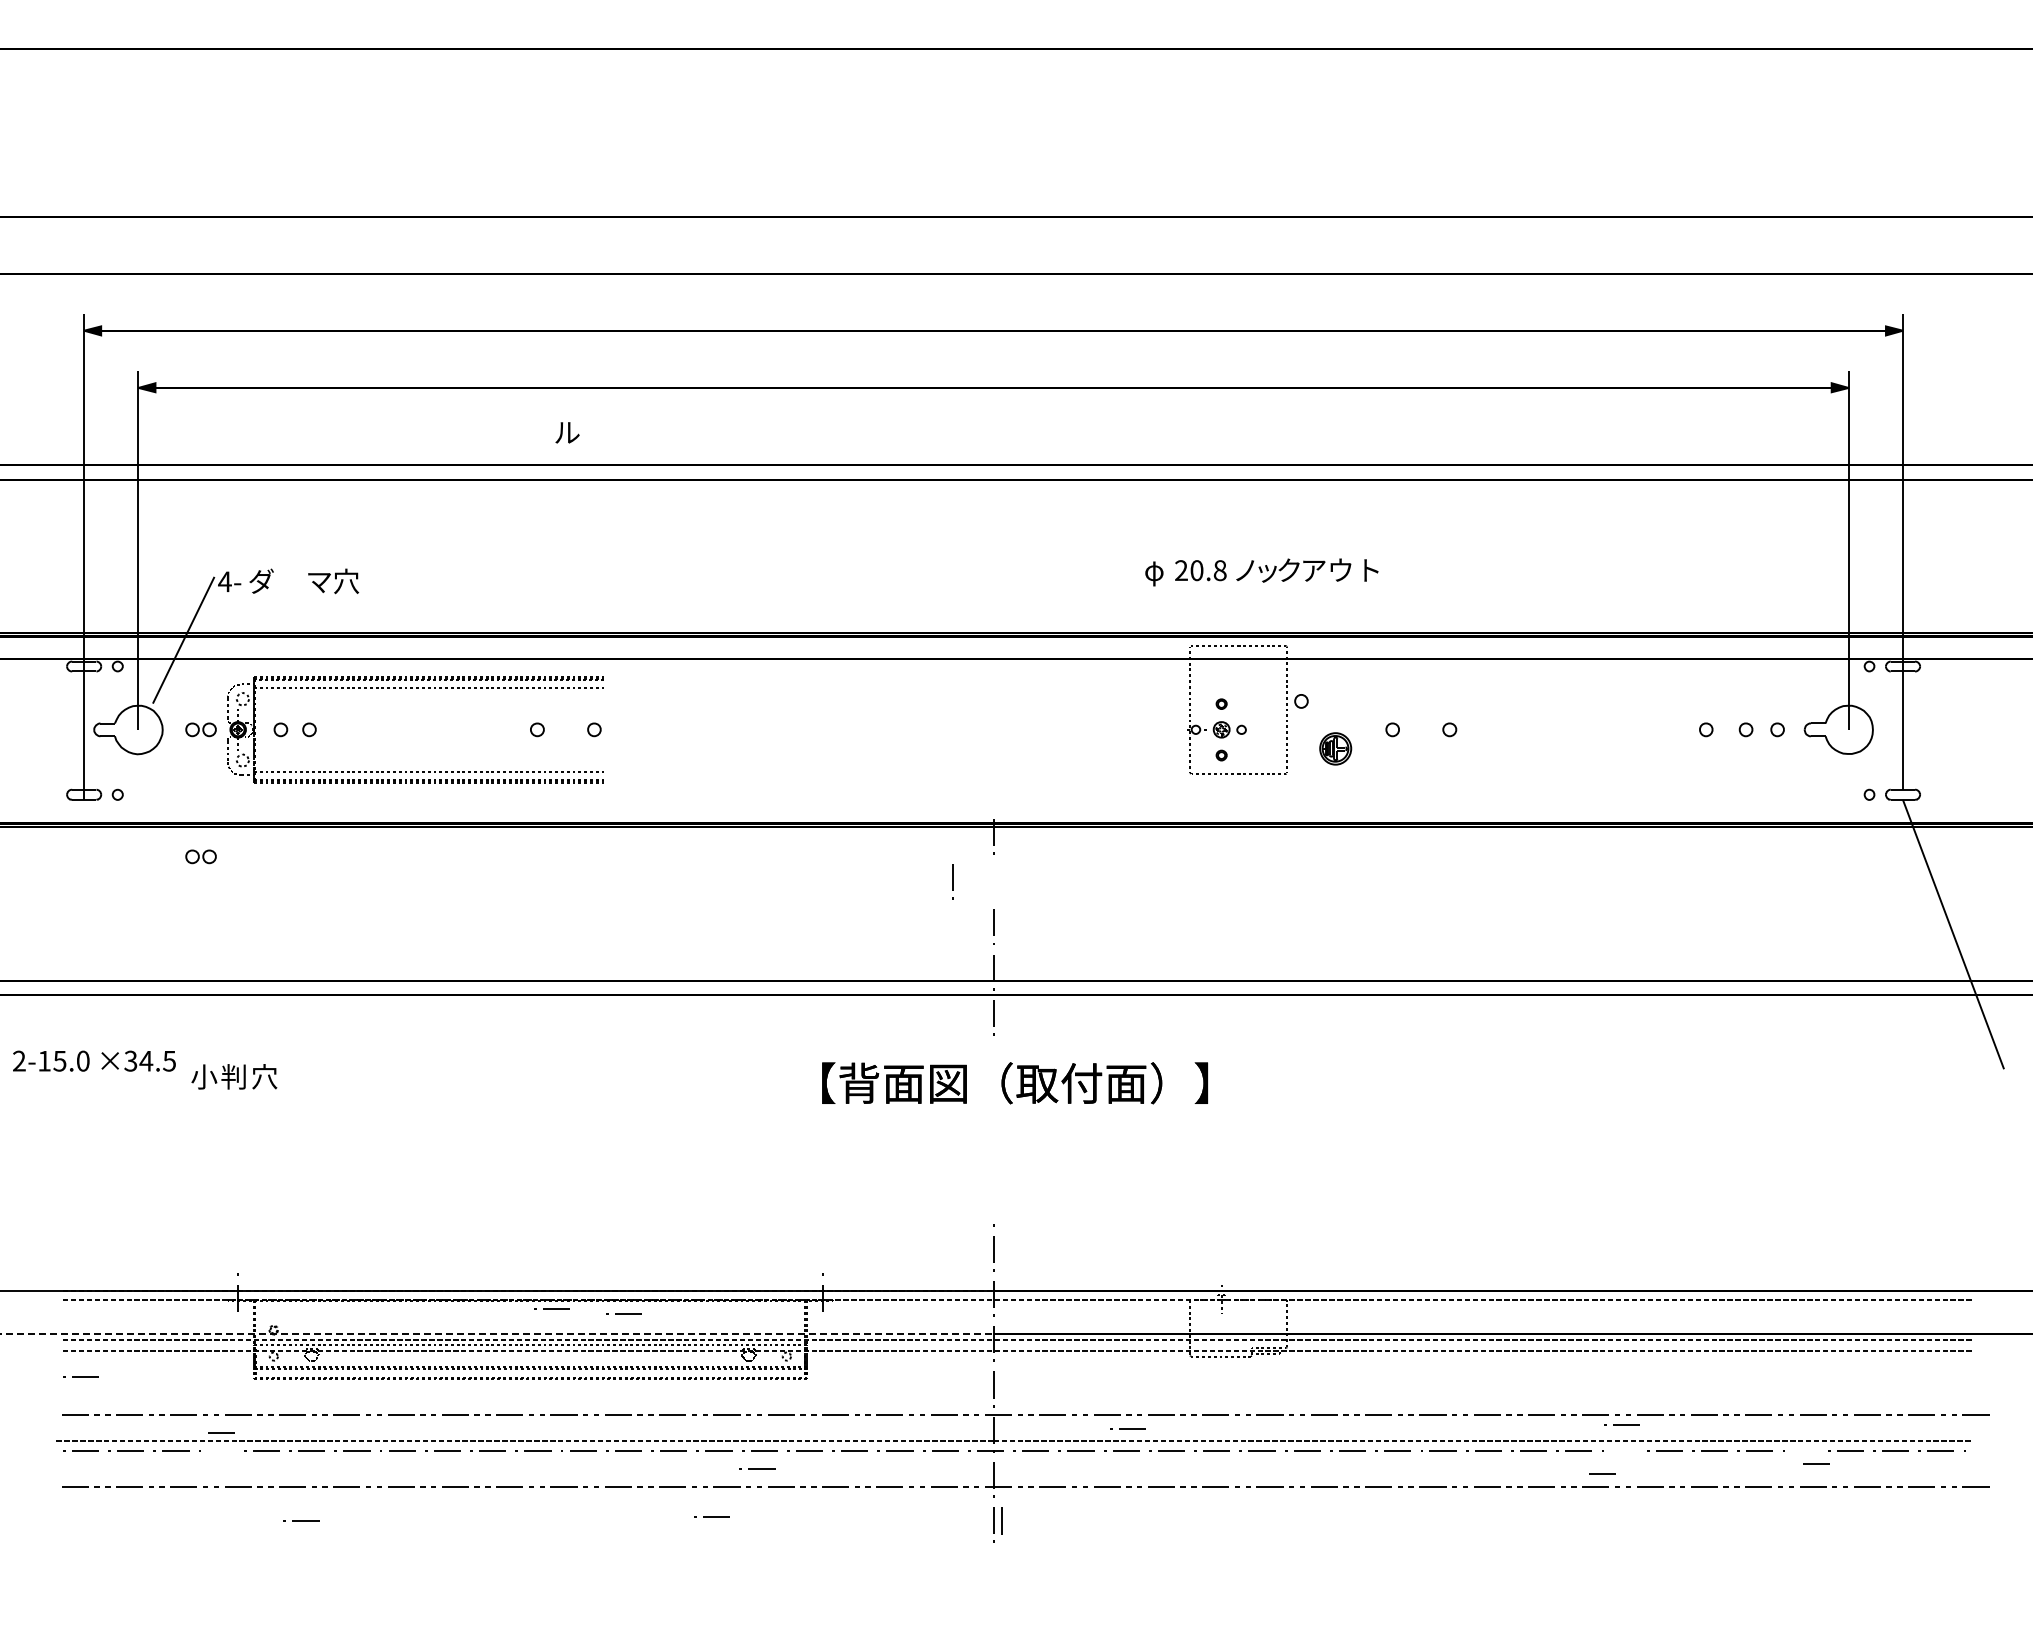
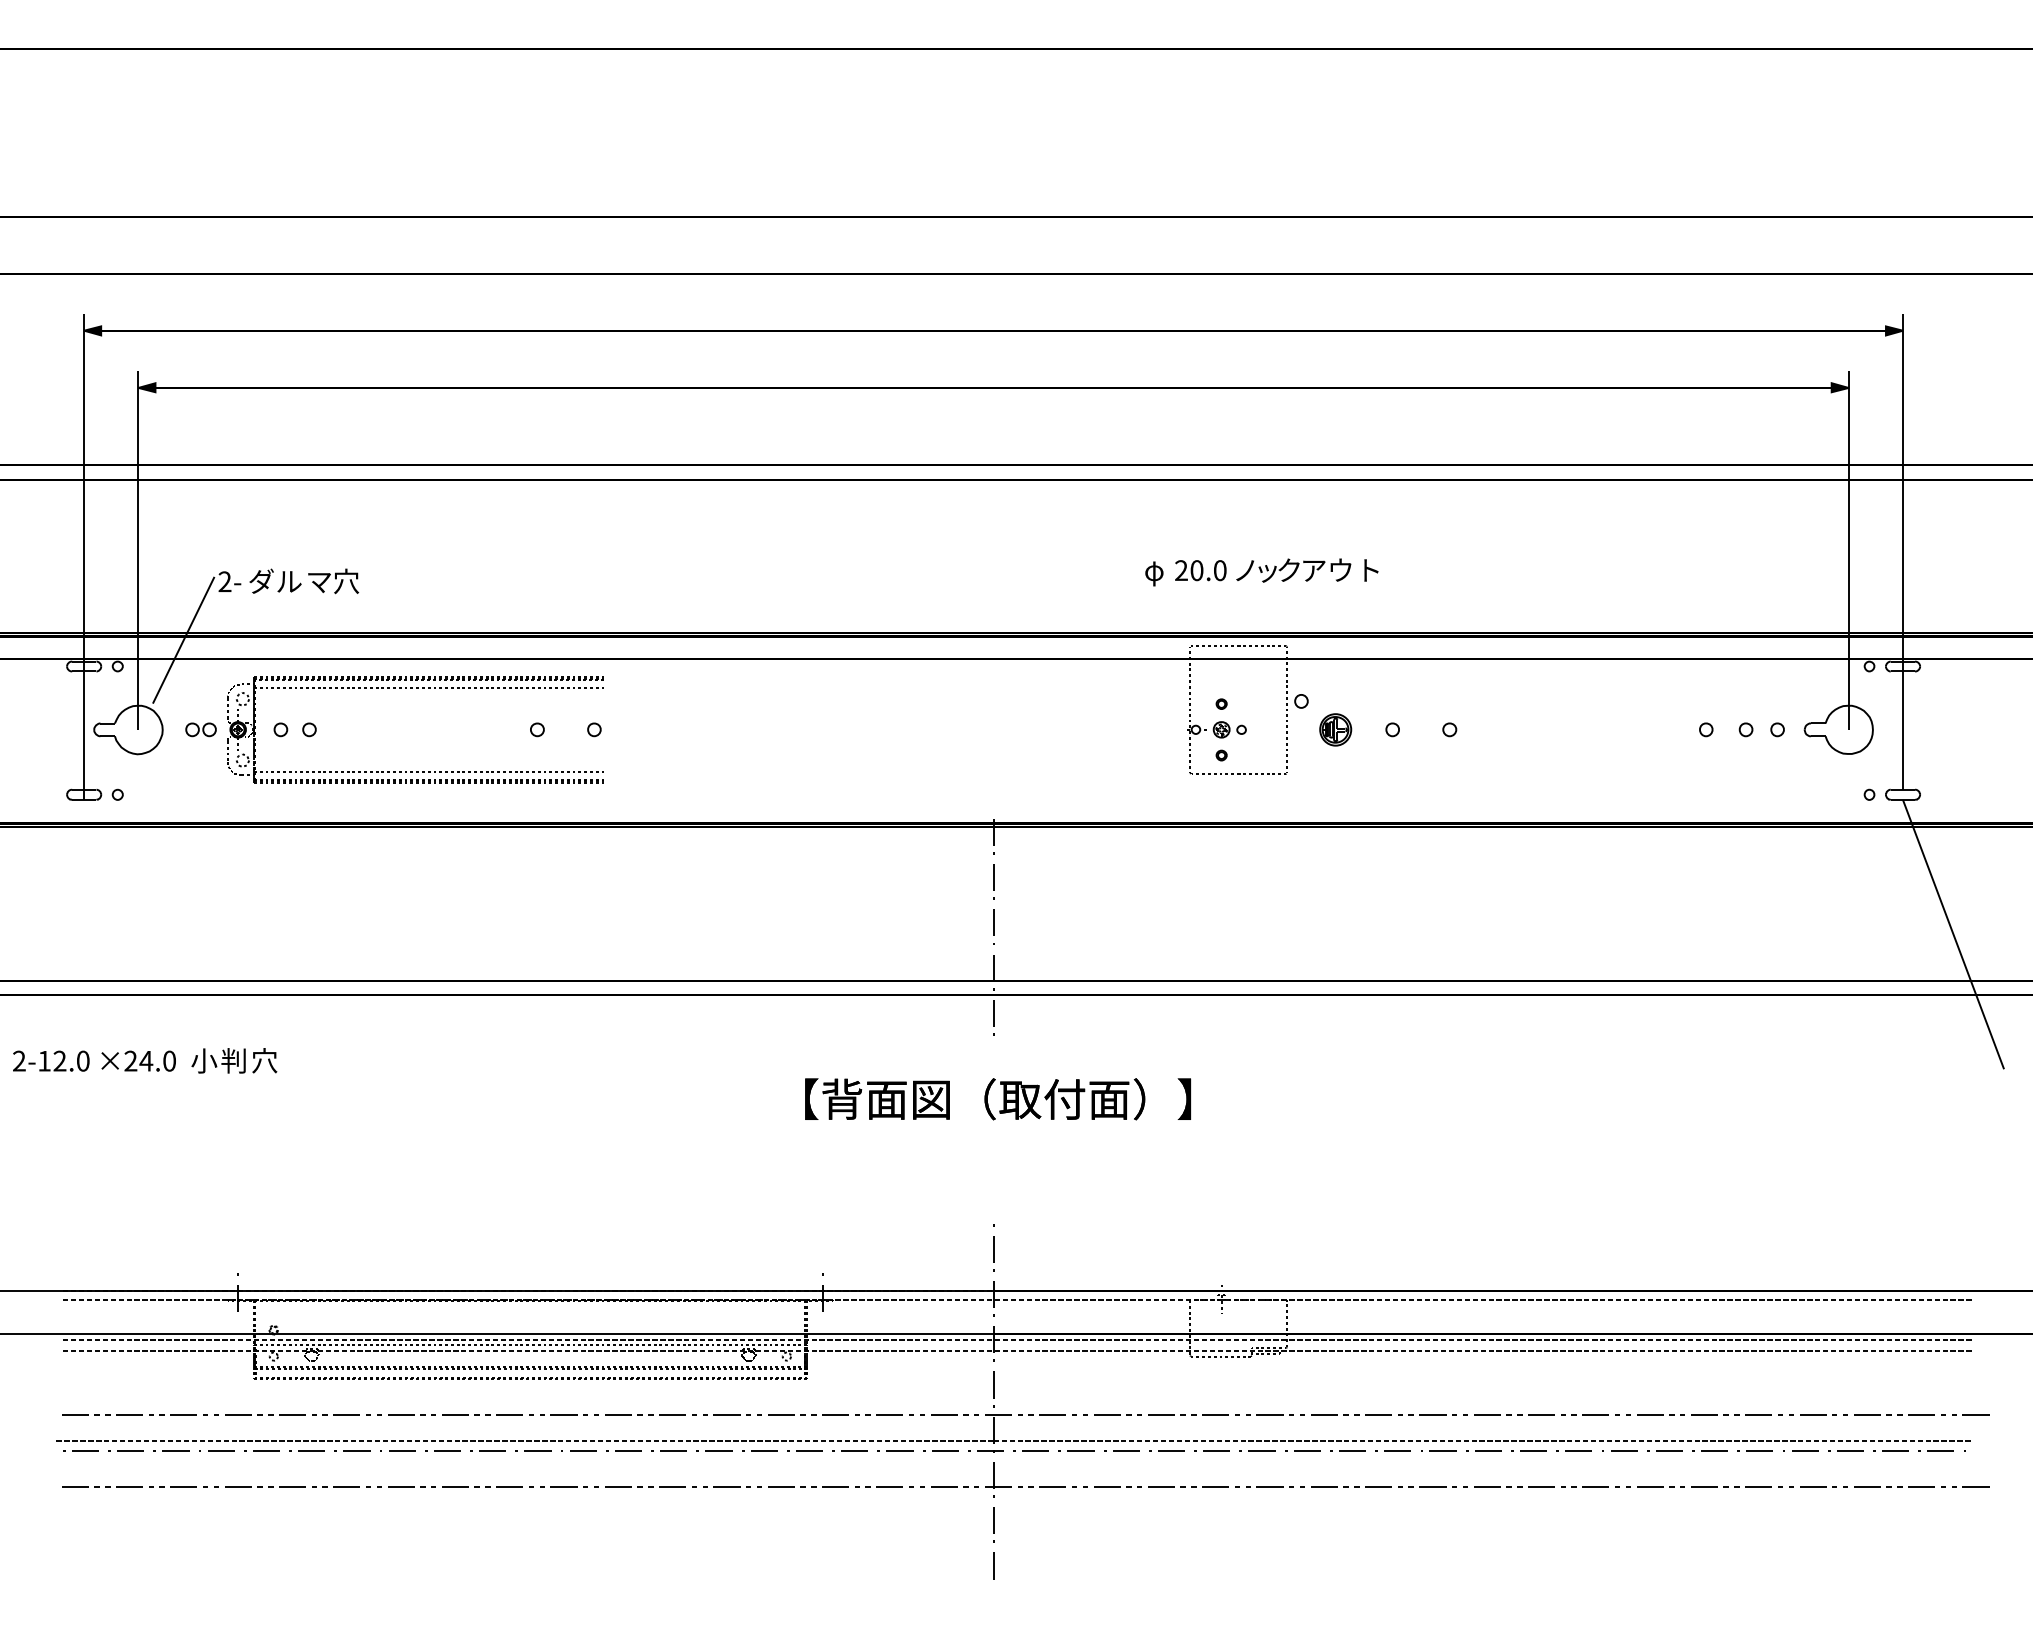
text position: (567, 432) -> (289, 581) (289, 581)
text: 20.8 -> 20.0 (1219, 570)
text: 4- -> 2- (224, 581)
part position: (1335, 748) -> (1335, 729) (1335, 729)
part: present -> none (200, 856)
line position: (952, 881) -> (993, 881) (993, 881)
text: 2-15.0 -> 2-12.0 (59, 1060)
text: 34.5 -> 24.0 (149, 1060)
text position: (234, 1076) -> (234, 1060) (234, 1060)
text position: (1014, 1083) -> (997, 1099) (997, 1099)
line: present -> none (551, 1308)
line: present -> none (623, 1313)
line: dashed -> solid (497, 1333)
line: present -> none (80, 1376)
line: present -> none (1621, 1424)
line: present -> none (1127, 1428)
line position: (221, 1432) -> (221, 1450) (221, 1450)
line position: (1816, 1463) -> (1805, 1450) (1805, 1450)
line: present -> none (757, 1468)
line position: (1602, 1473) -> (1624, 1450) (1624, 1450)
line: present -> none (711, 1516)
line: present -> none (301, 1520)
line position: (1001, 1520) -> (993, 1565) (993, 1565)
